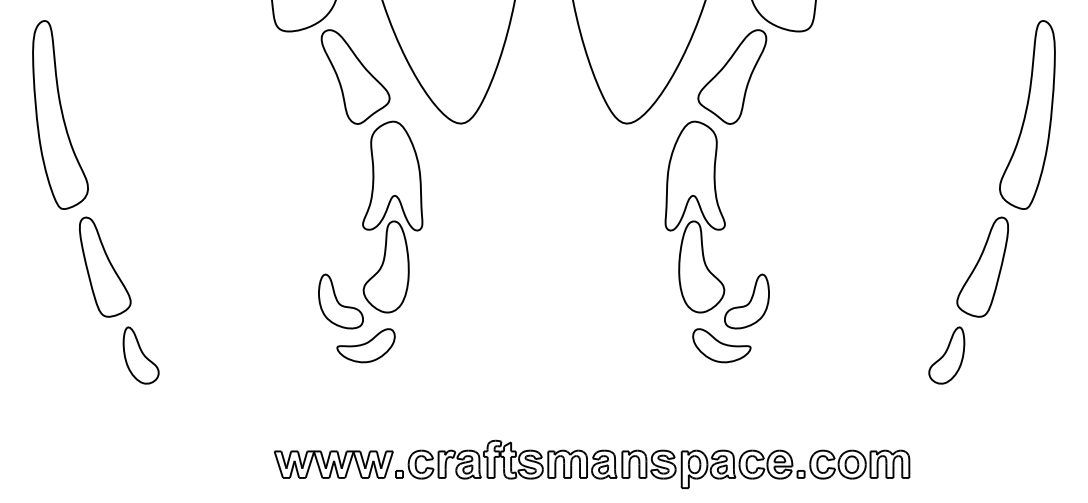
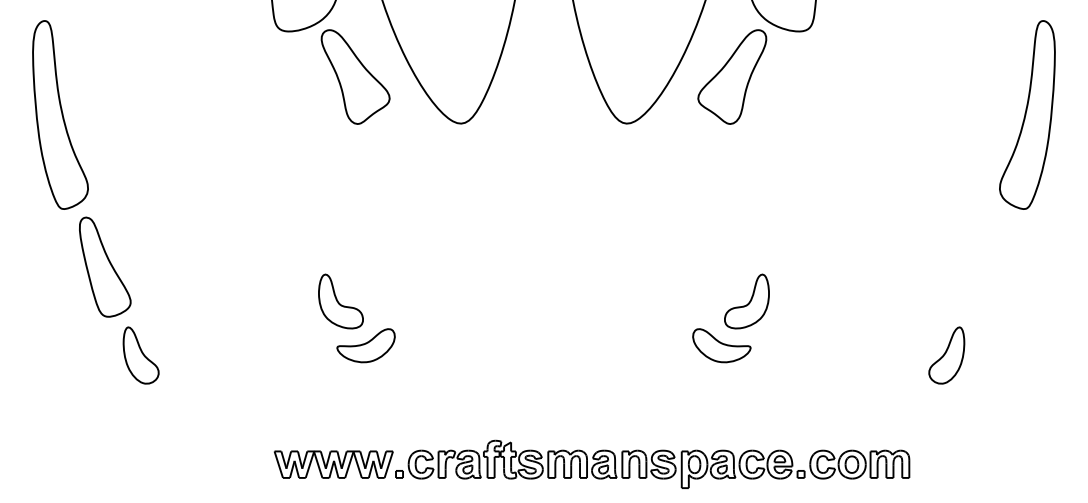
part: present -> none (392, 216)
part: present -> none (694, 216)
part: present -> none (982, 266)
